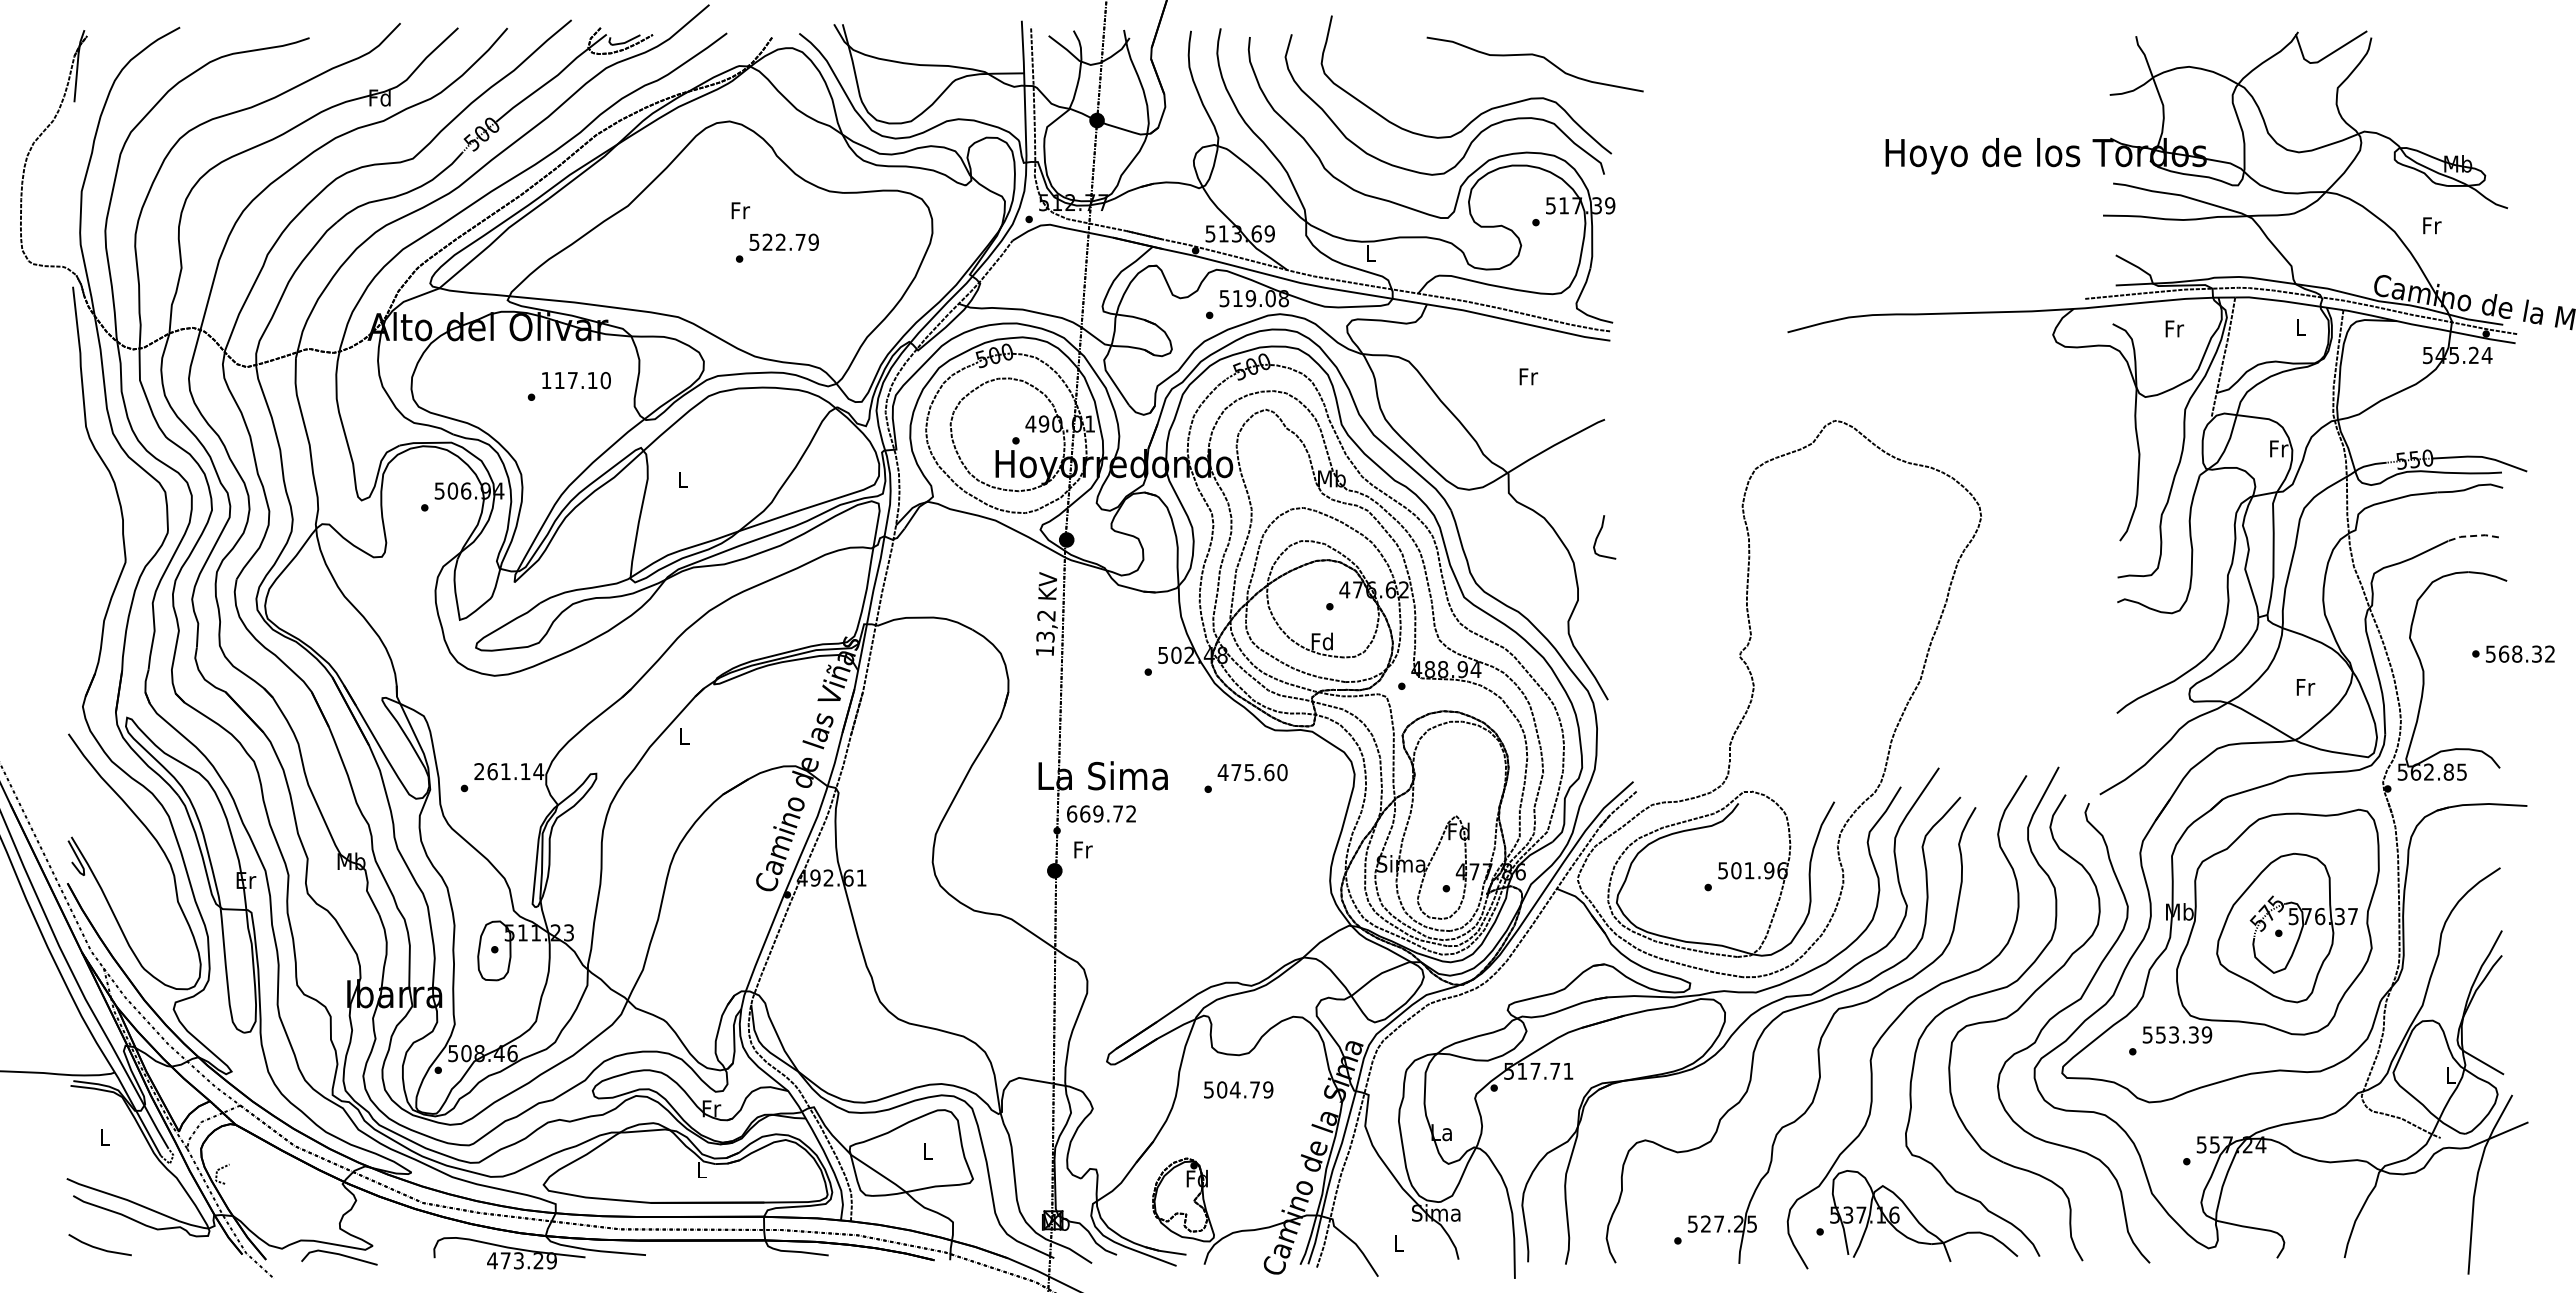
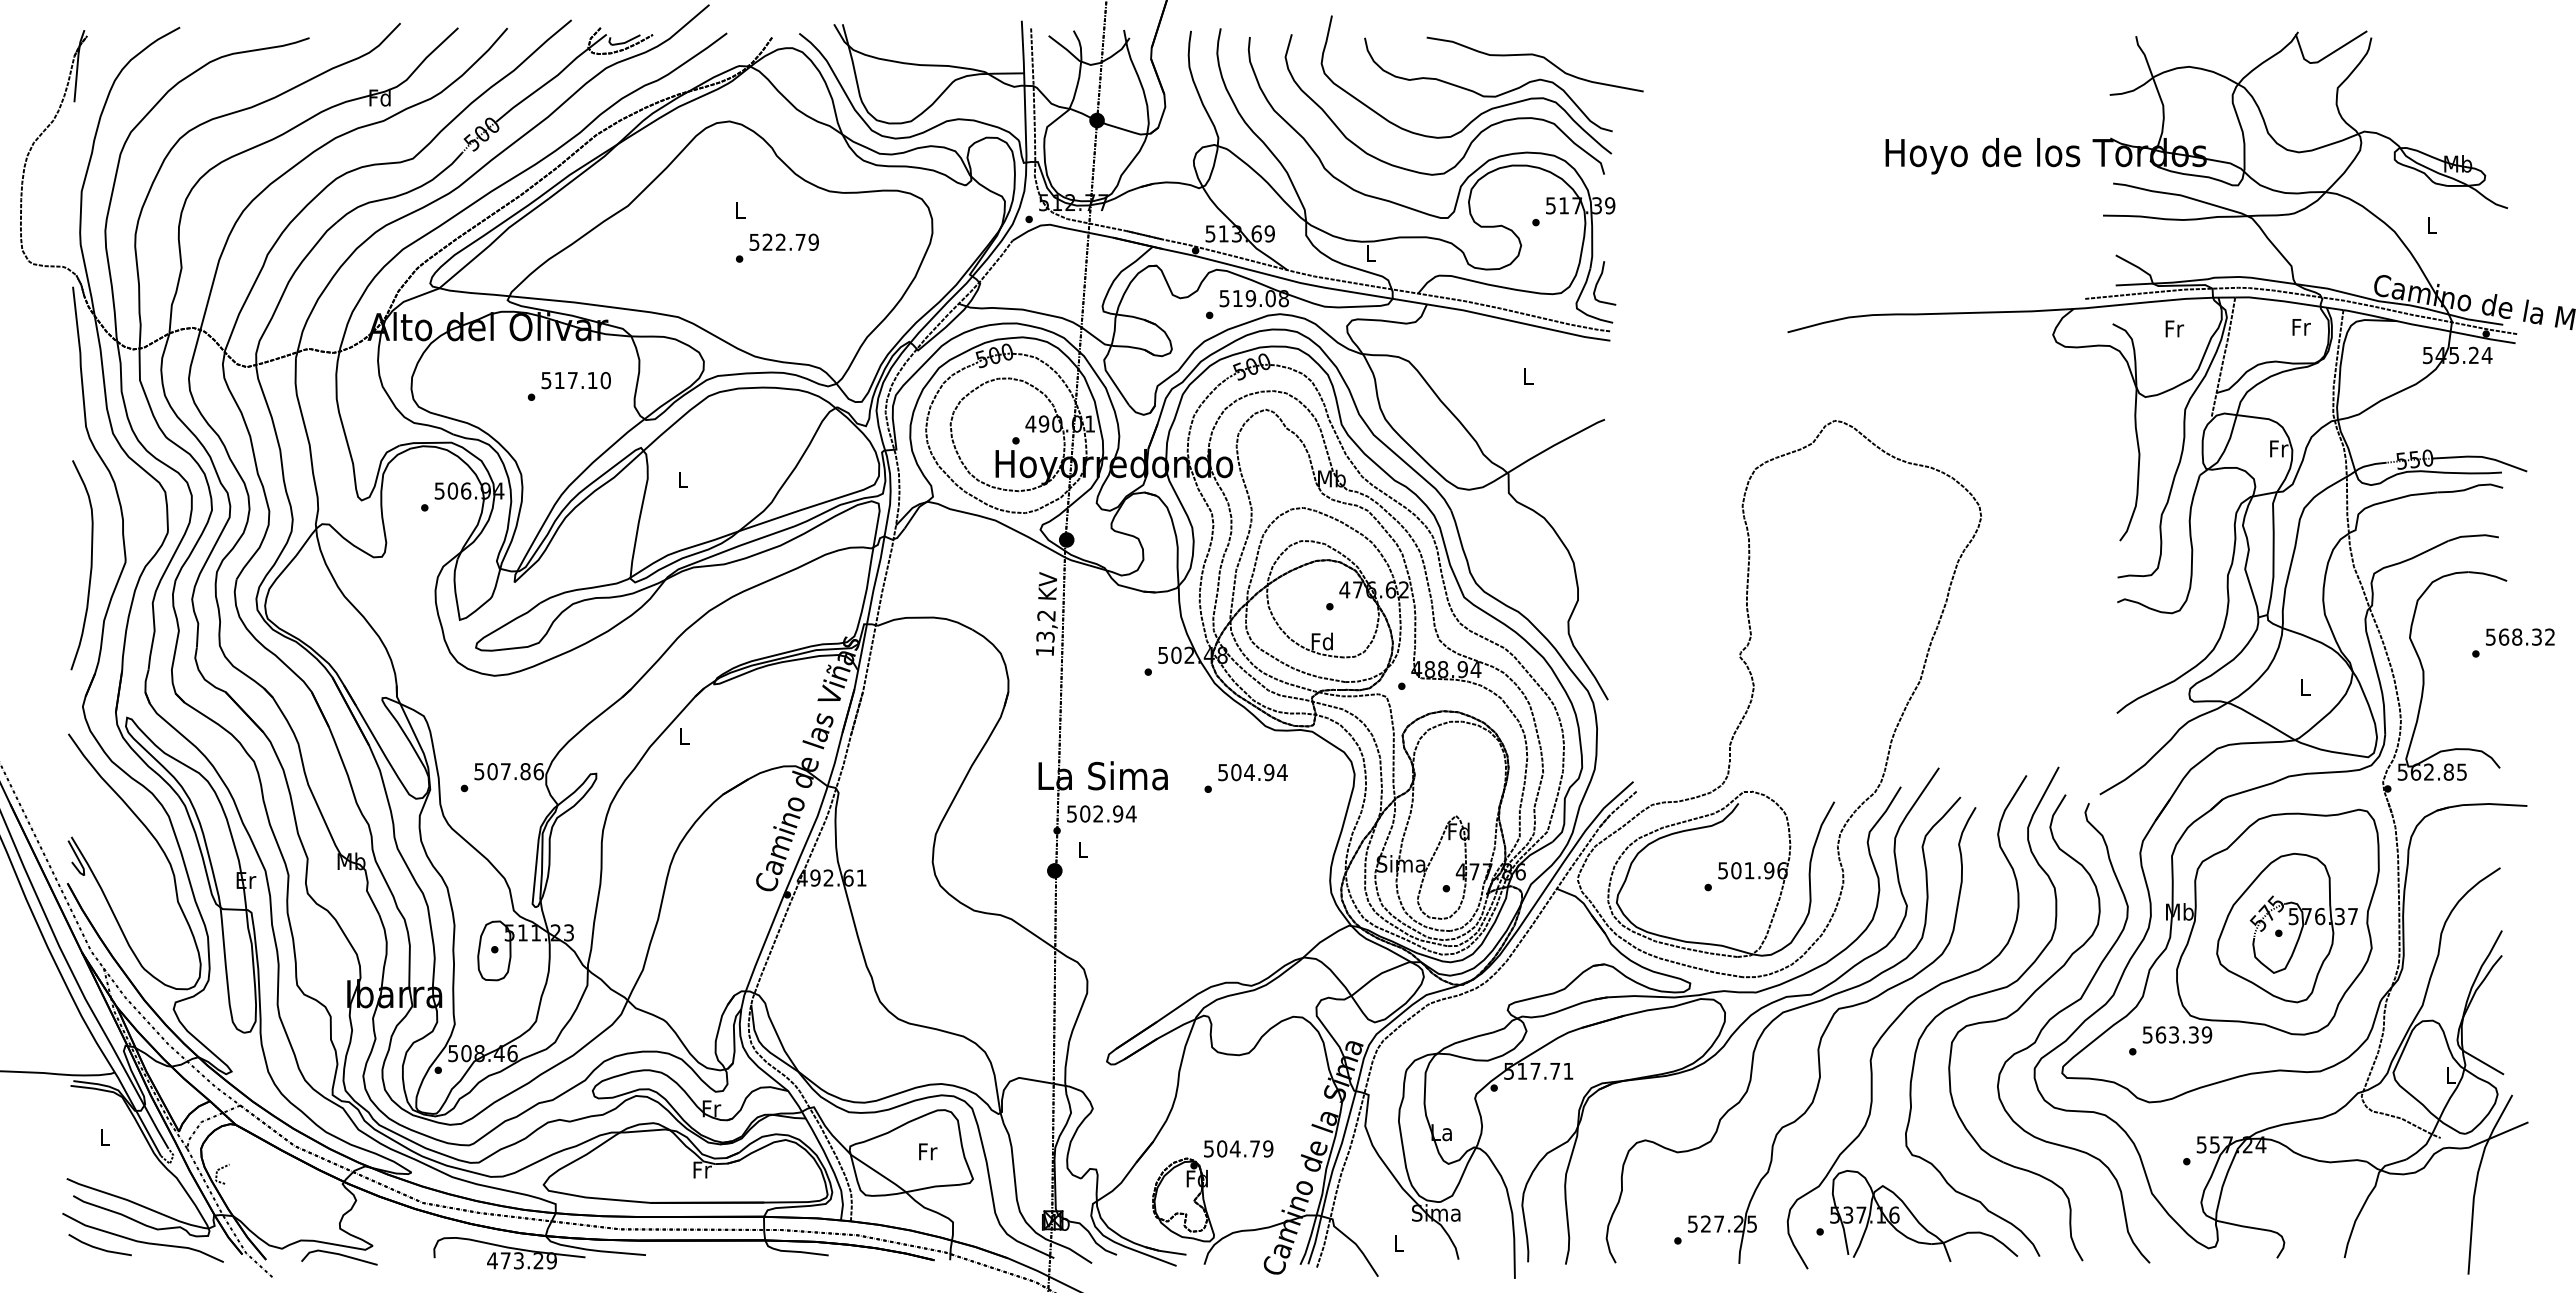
curve: none -> present (1488, 95)
text: Fr -> L (740, 210)
text: Fr -> L (2432, 225)
text: L -> Fr (2301, 327)
text: Fr -> L (1528, 376)
text: 117.10 -> 517.10 (546, 380)
curve position: (1599, 535) -> (1599, 281) (1599, 281)
line: dashed -> solid (2472, 536)
curve: none -> present (90, 565)
text position: (2520, 653) -> (2520, 636) (2520, 636)
text: Fr -> L (2305, 687)
text: 261.14 -> 507.86 (509, 771)
text: 475.60 -> 504.94 (1252, 772)
text: 669.72 -> 502.94 (1101, 813)
text: Fr -> L (1083, 849)
text: 553.39 -> 563.39 (2160, 1034)
text position: (1238, 1089) -> (1238, 1148) (1238, 1148)
text: L -> Fr (928, 1151)
text: L -> Fr (702, 1169)
curve: none -> present (142, 1241)
